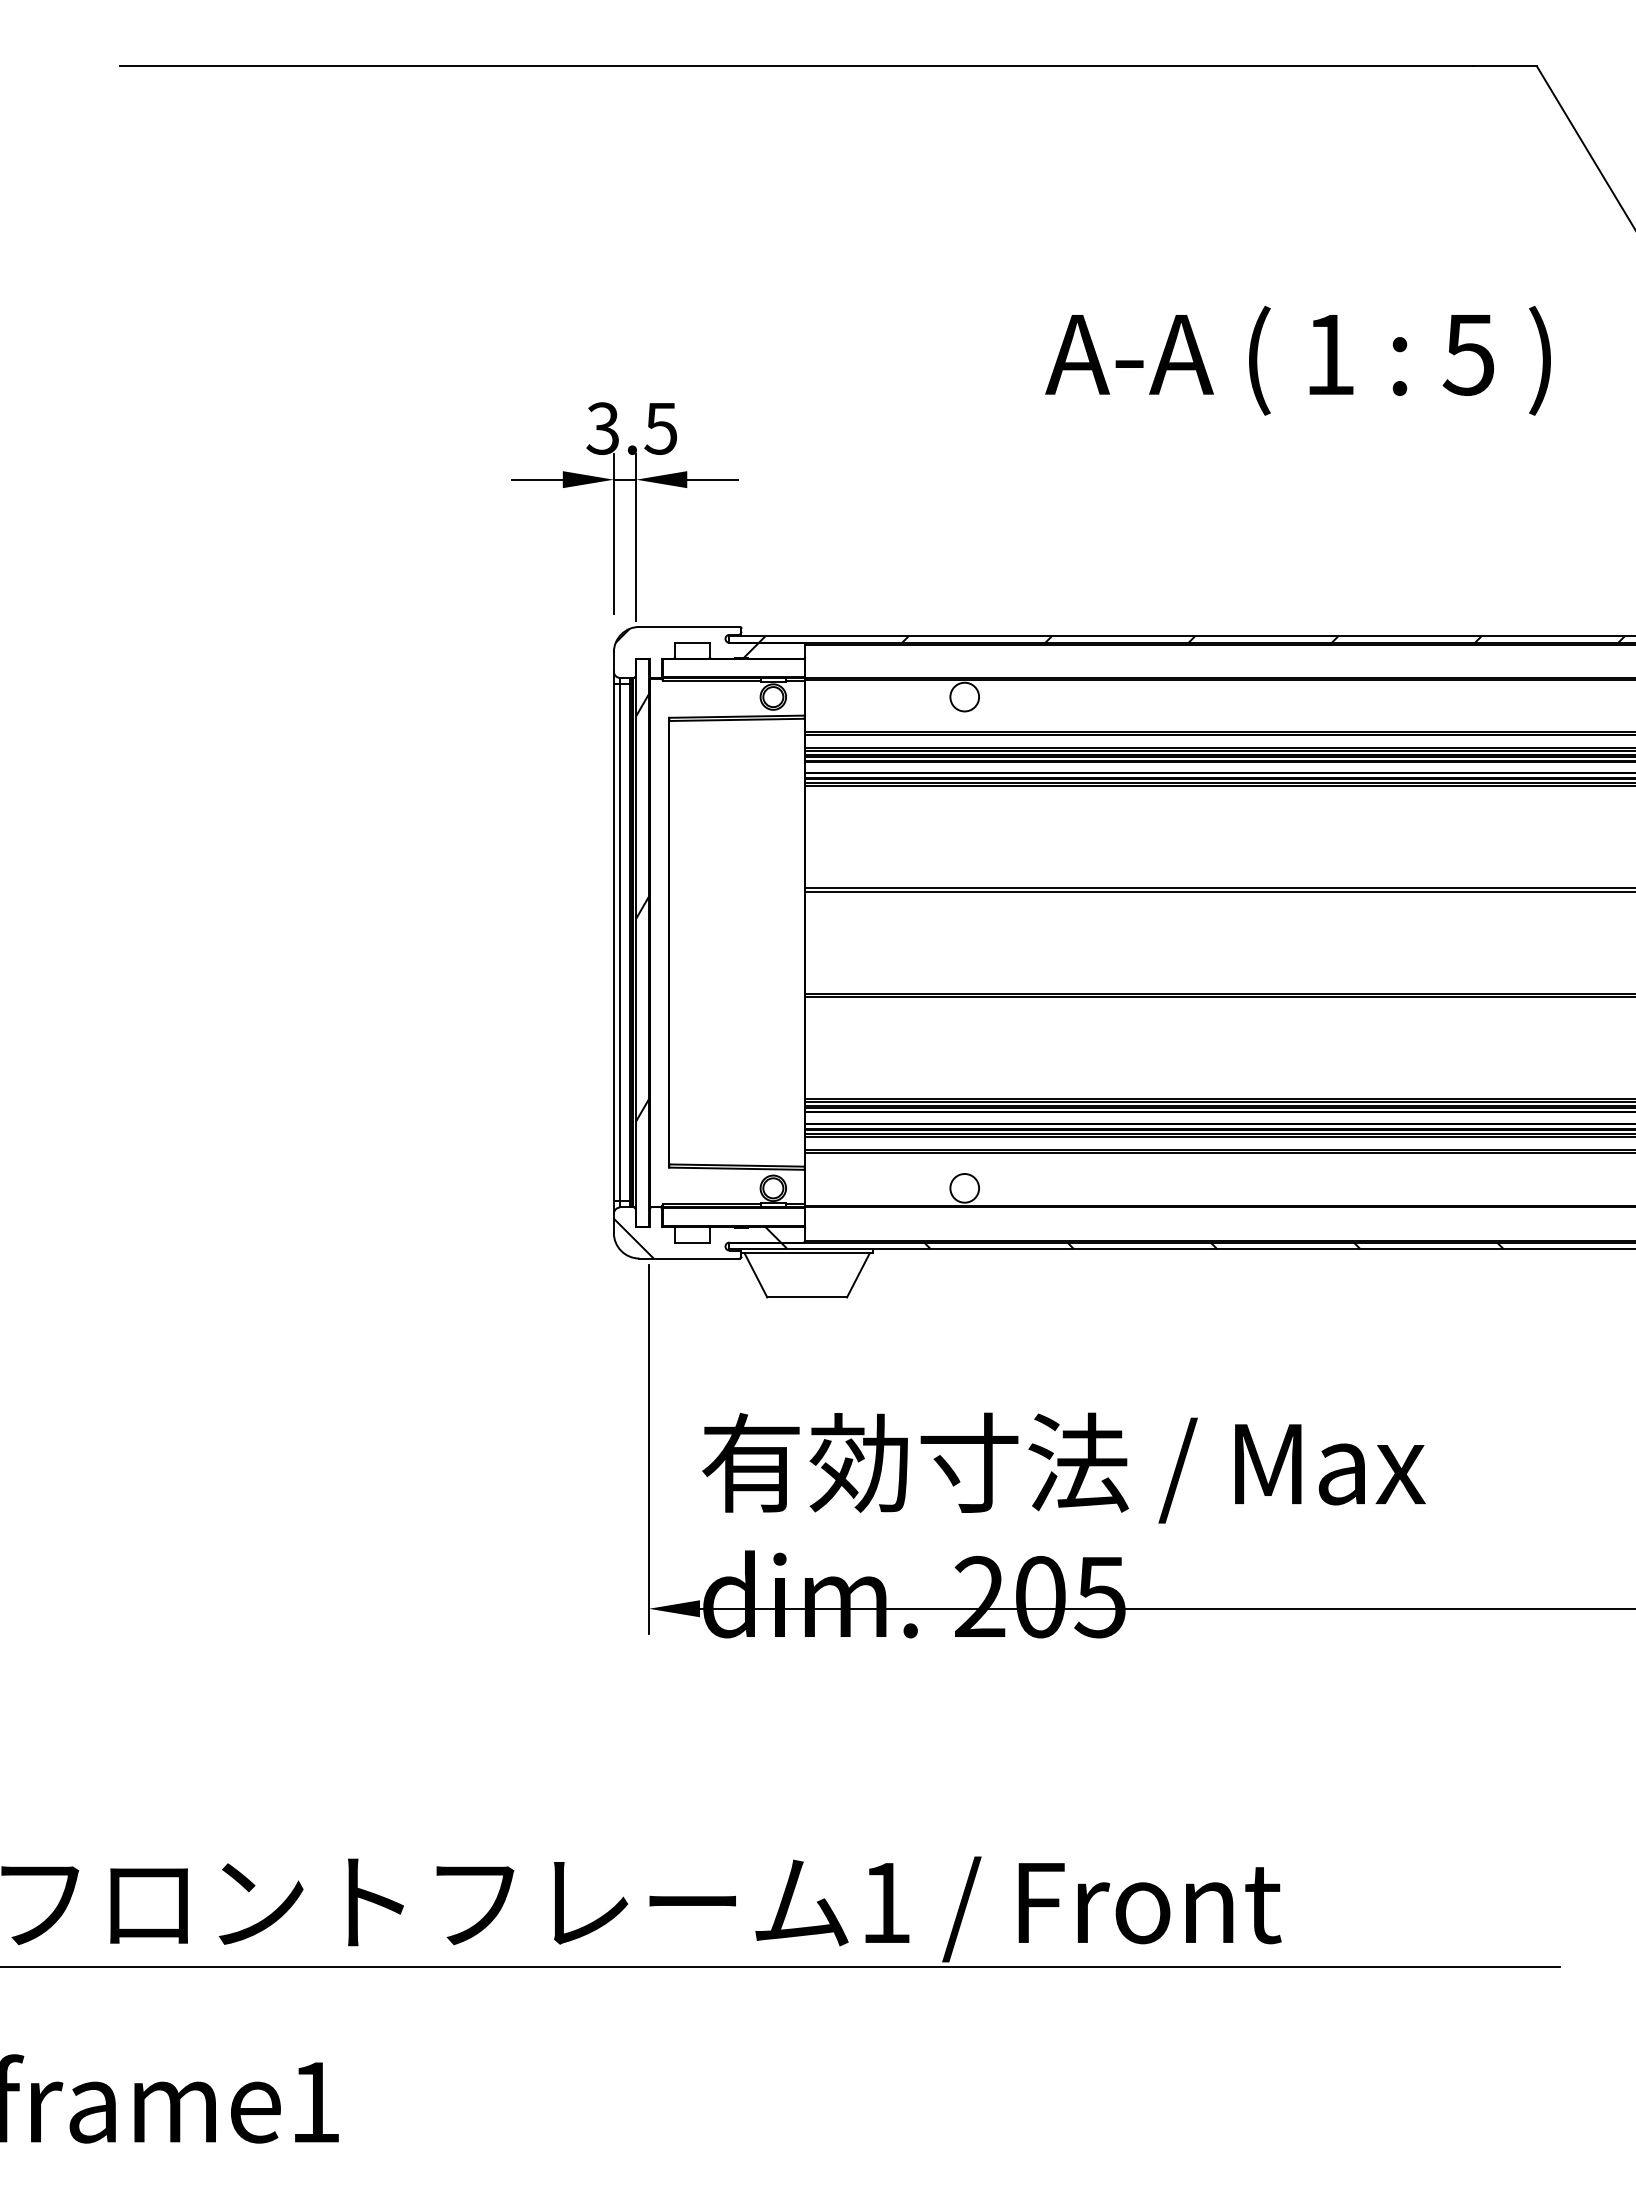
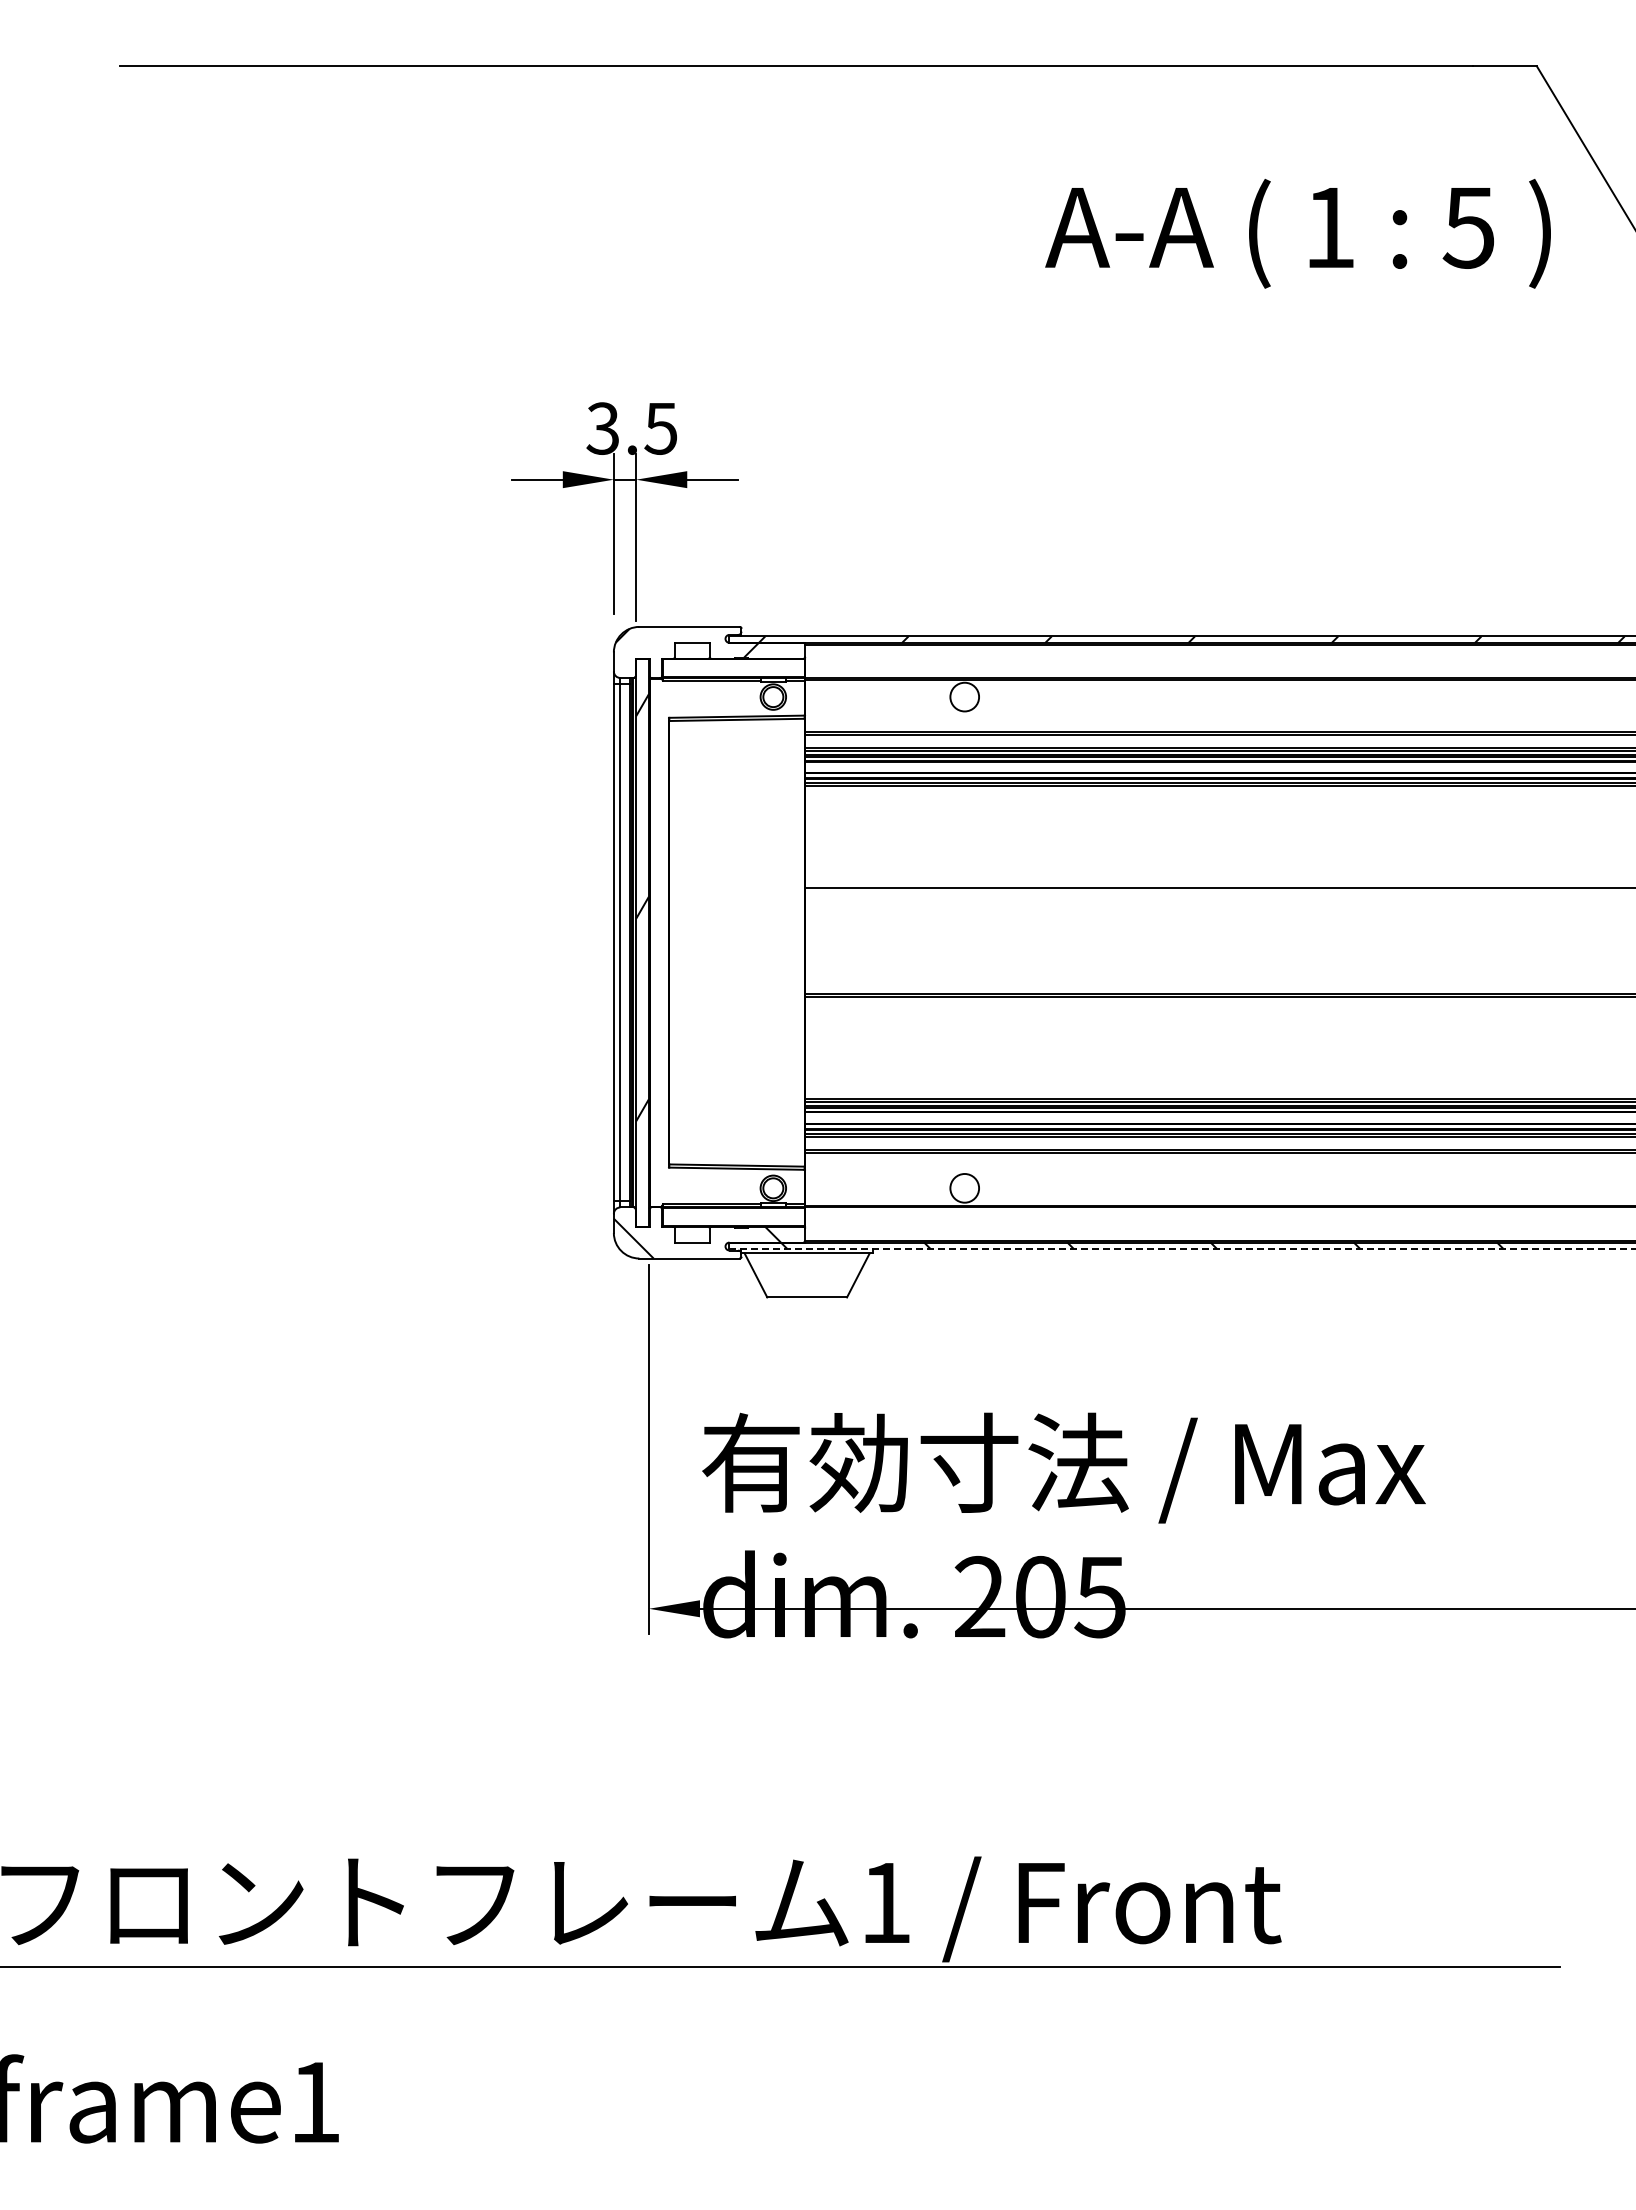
text position: (1297, 360) -> (1297, 233) (1297, 233)
line: present -> none (1218, 891)
line: solid -> dashed (1182, 1248)
